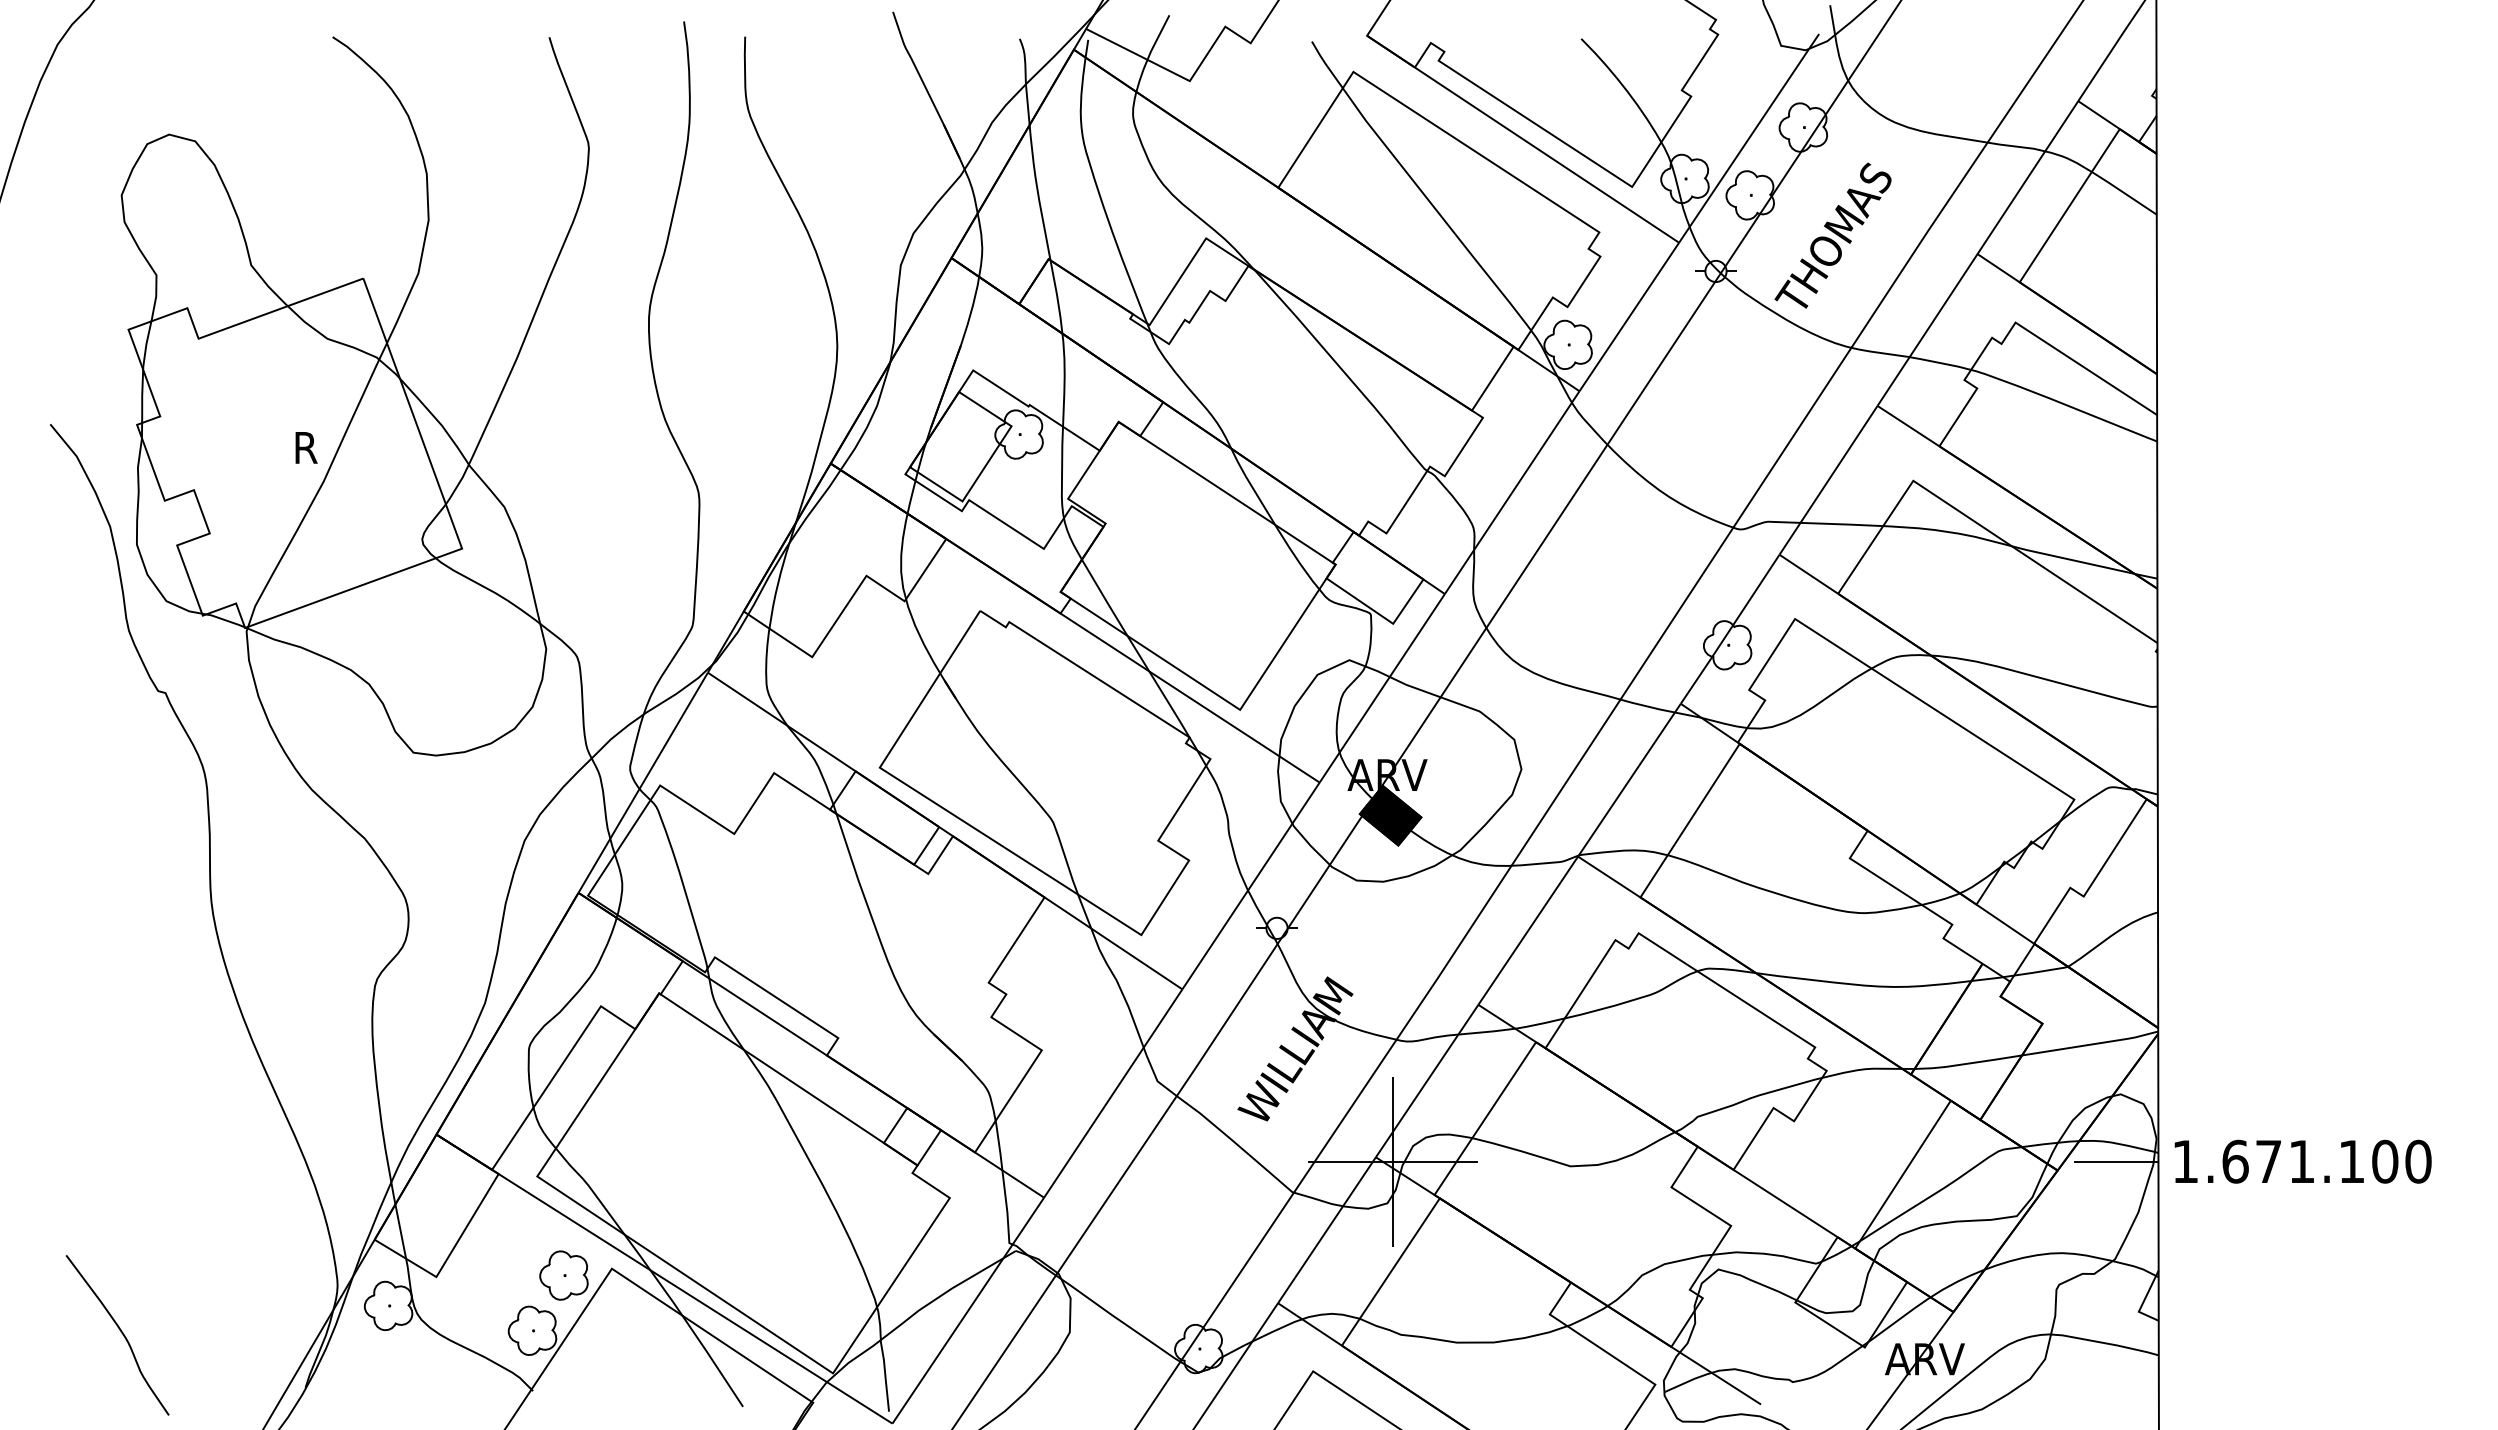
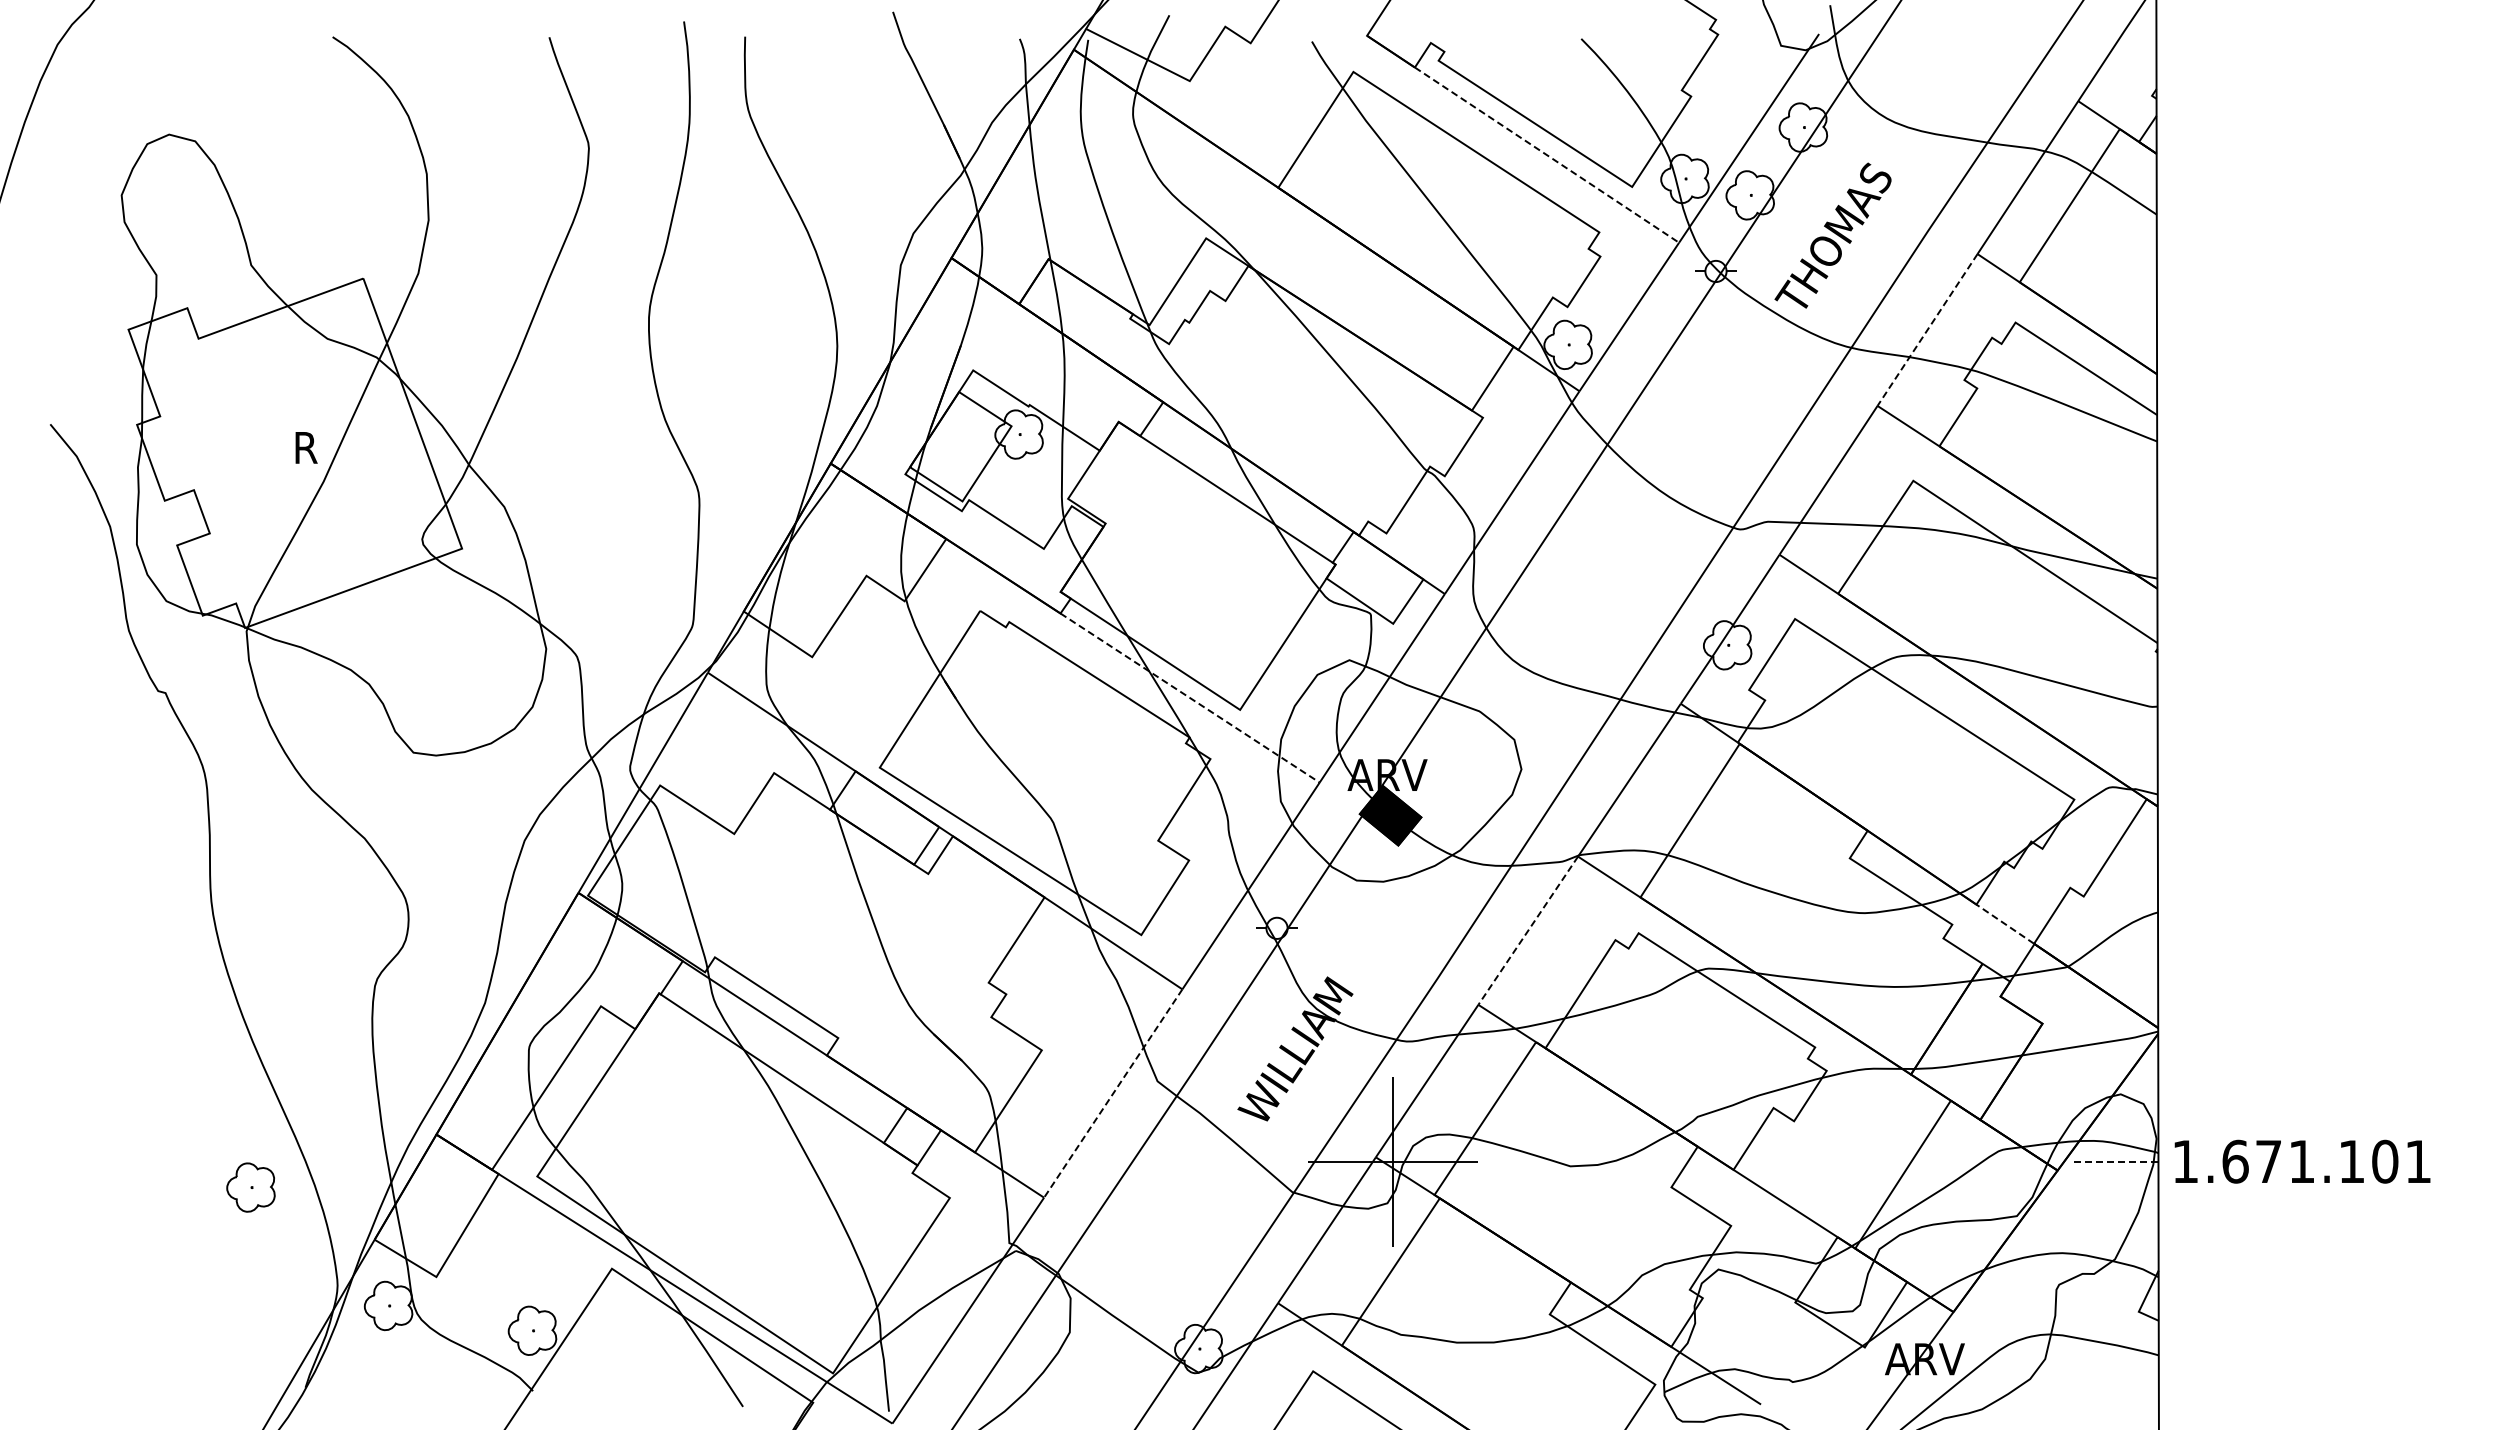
line: solid -> dashed (1547, 155)
line: solid -> dashed (1927, 330)
line: solid -> dashed (1190, 698)
line: solid -> dashed (2005, 924)
line: solid -> dashed (1527, 931)
line: solid -> dashed (1112, 1093)
line: solid -> dashed (2115, 1161)
text: 1.671.100 -> 1.671.101 (2418, 1161)
part position: (563, 1275) -> (250, 1187) (250, 1187)
curve: present -> none (121, 1333)
